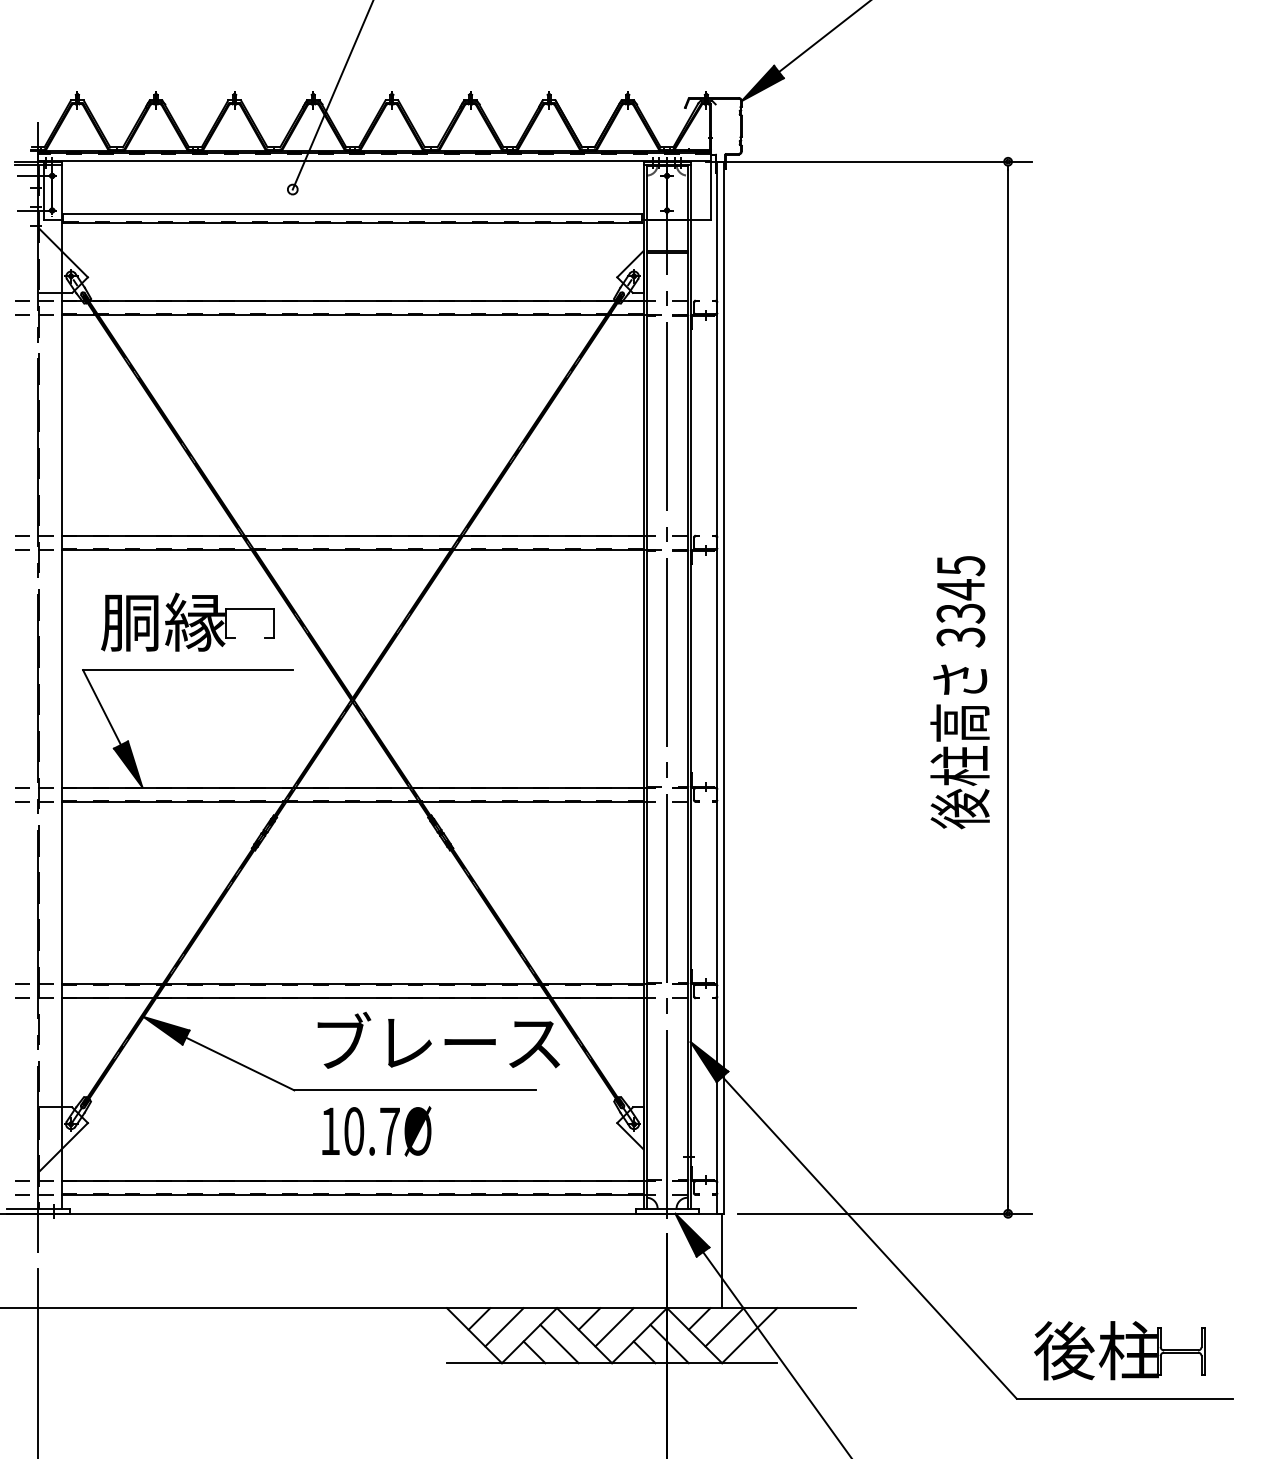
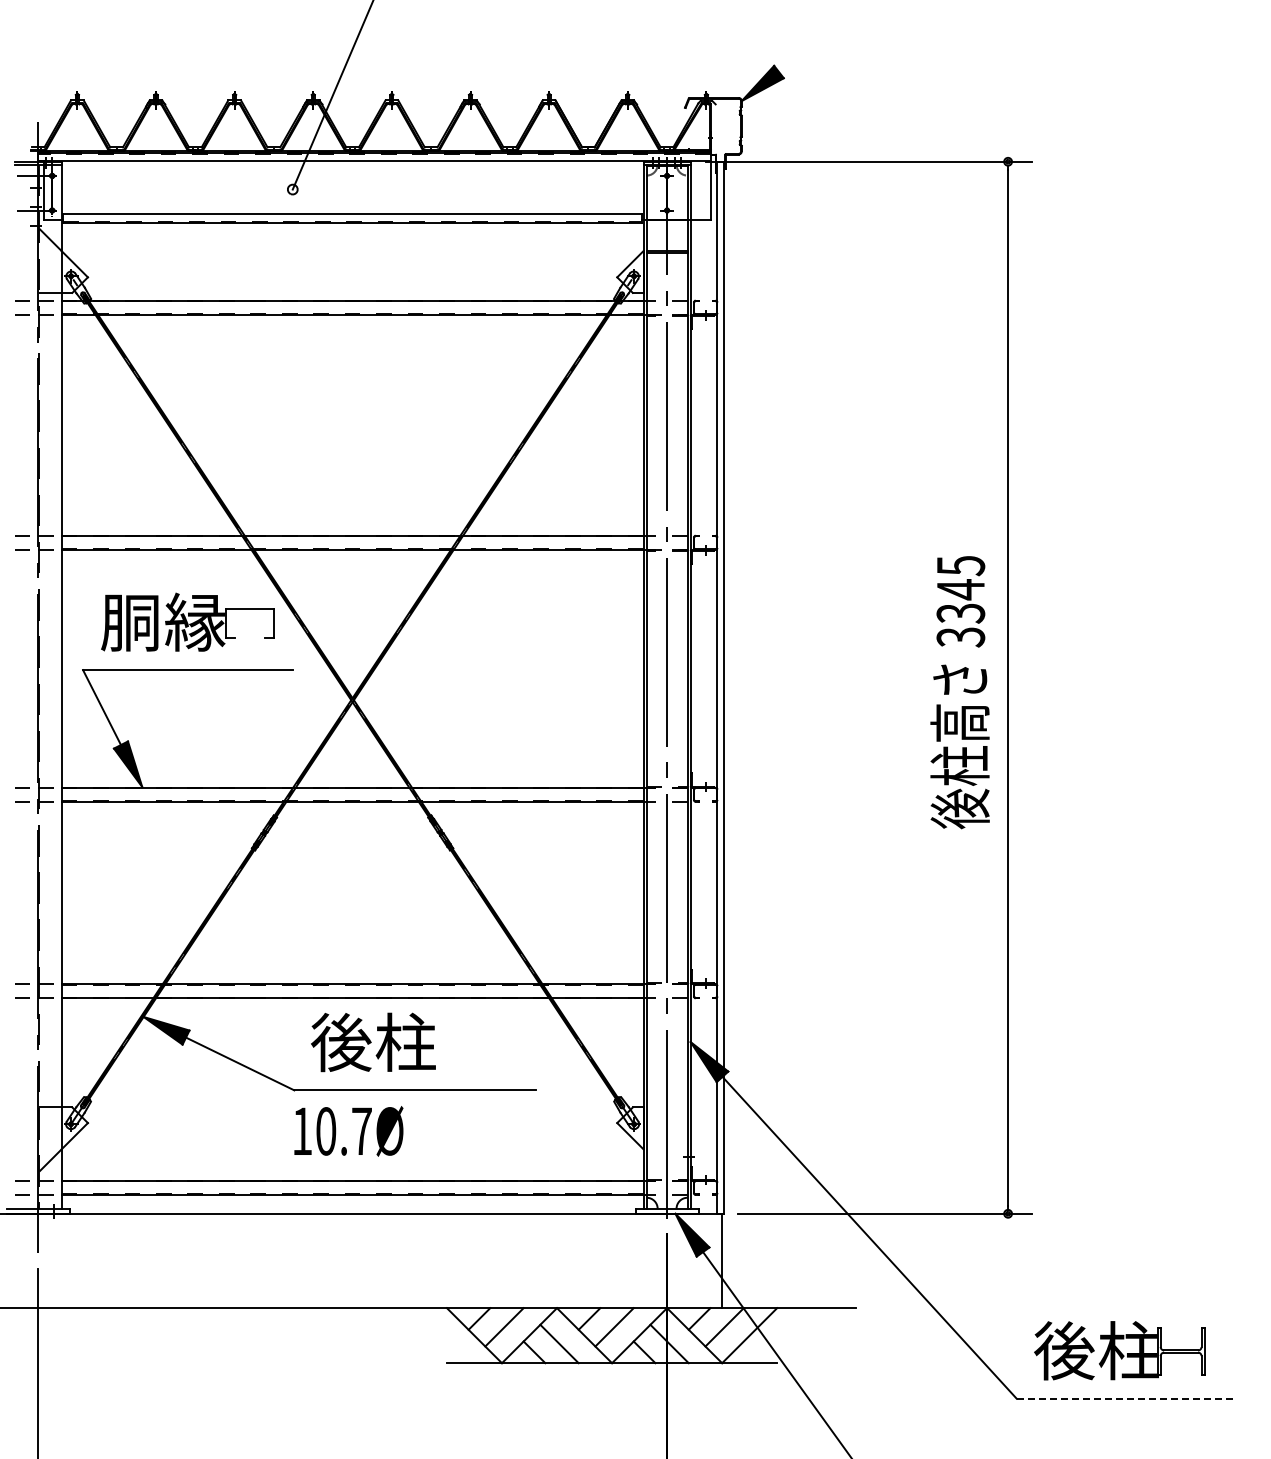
line: present -> none (823, 37)
text: ブレース -> 後柱 (435, 1041)
text position: (376, 1131) -> (348, 1131) (348, 1131)
line: solid -> dashed (1125, 1398)
